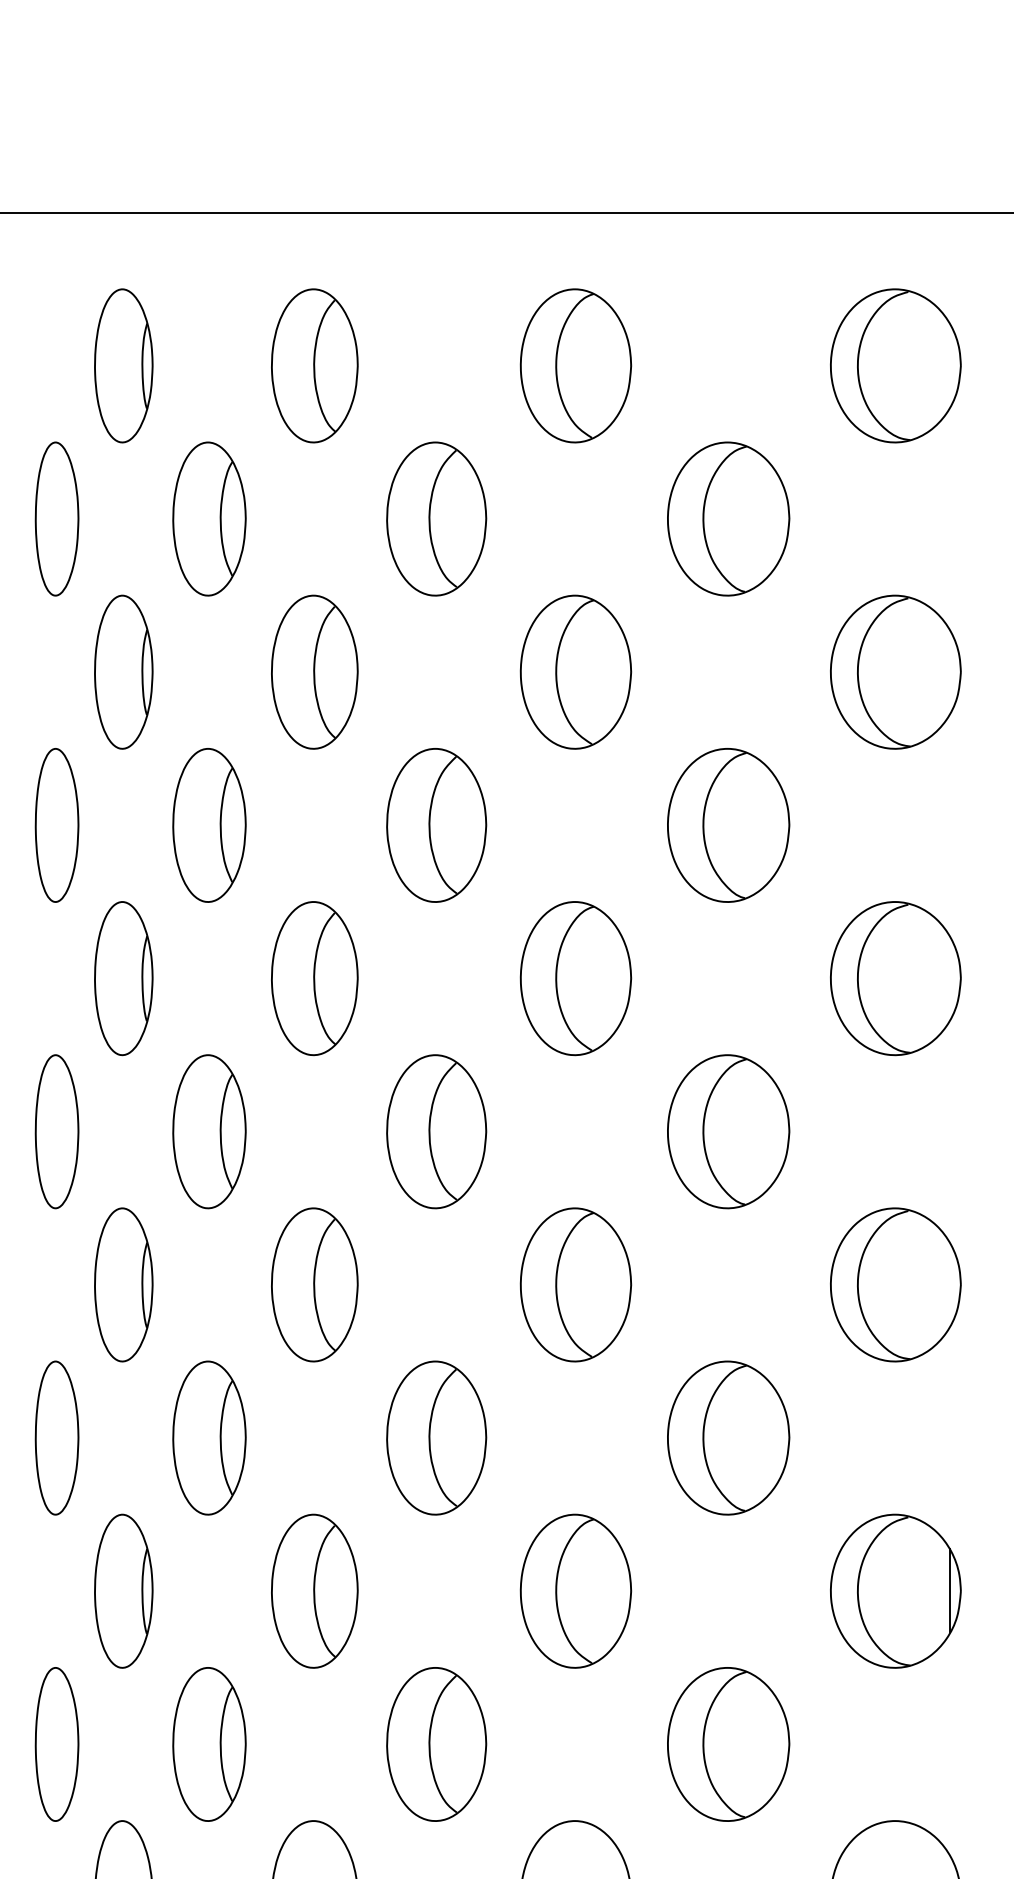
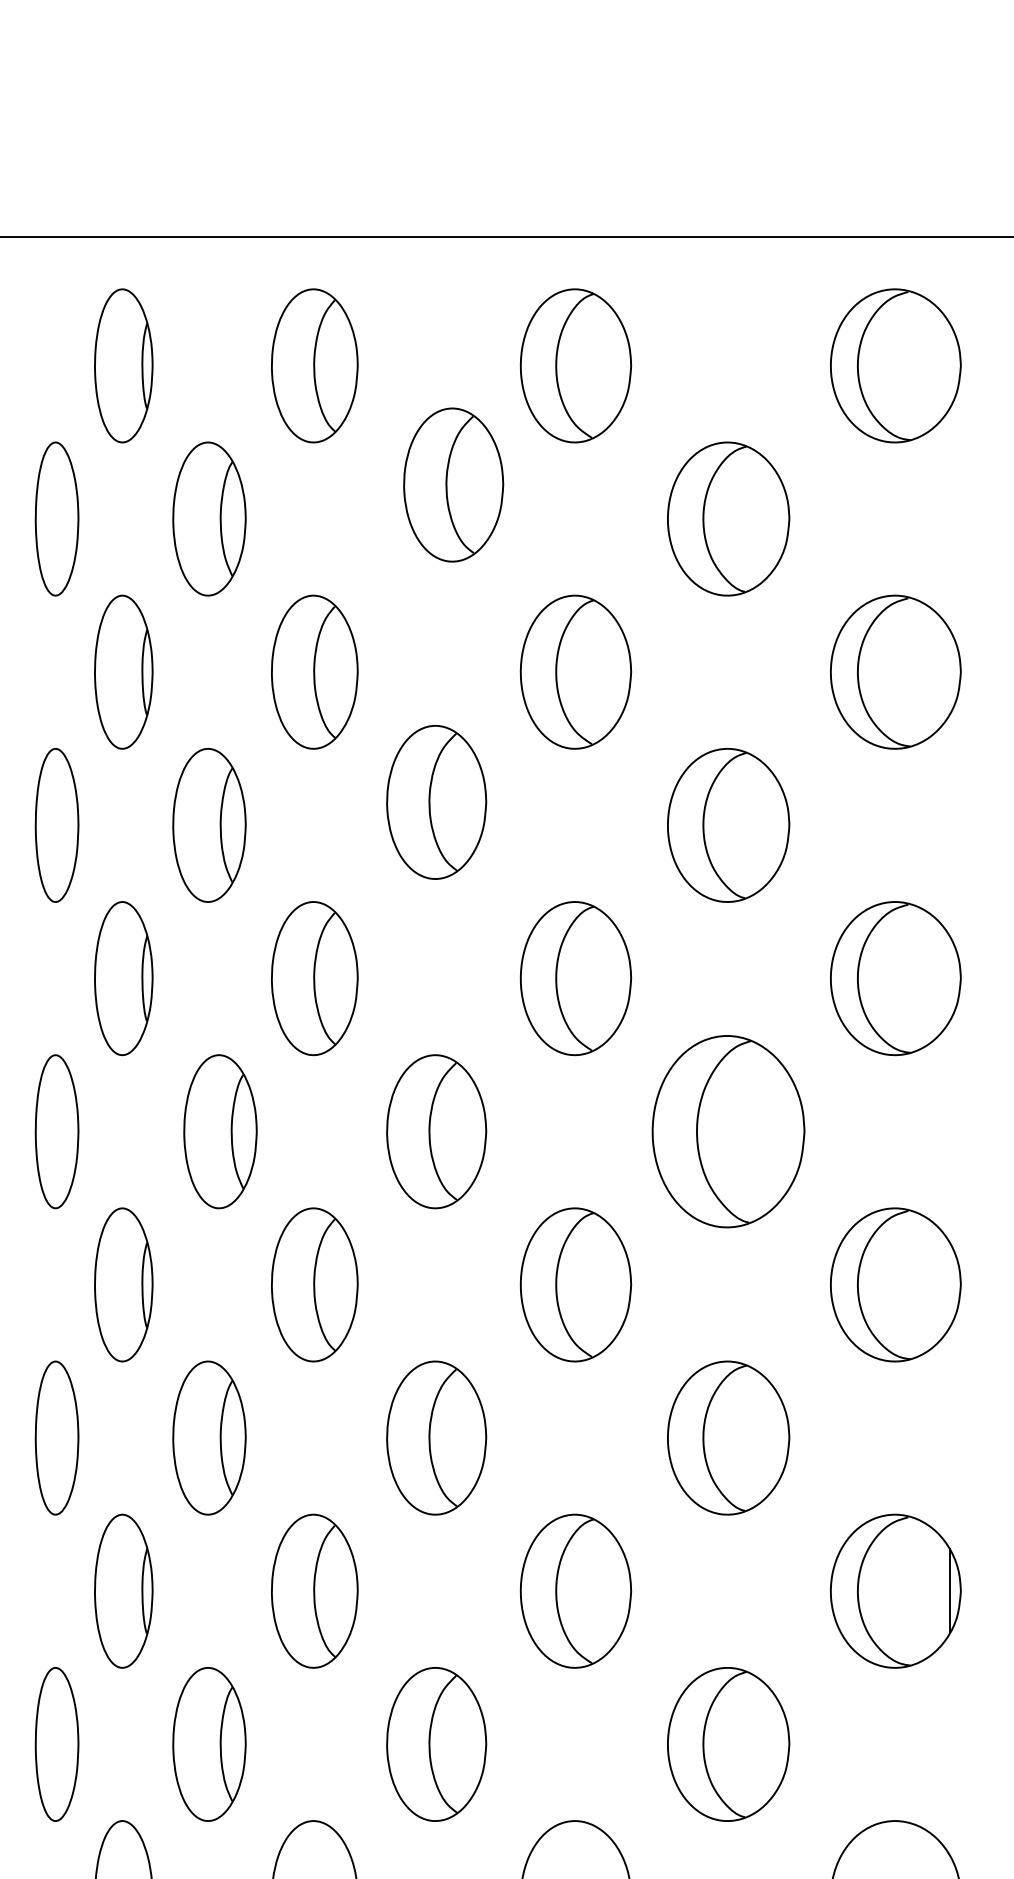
line position: (506, 212) -> (506, 236) (506, 236)
part position: (436, 518) -> (453, 484) (453, 484)
part position: (436, 825) -> (436, 802) (436, 802)
part position: (209, 1131) -> (220, 1131) (220, 1131)
part size: 124x156 px -> 155x194 px (728, 1131)
